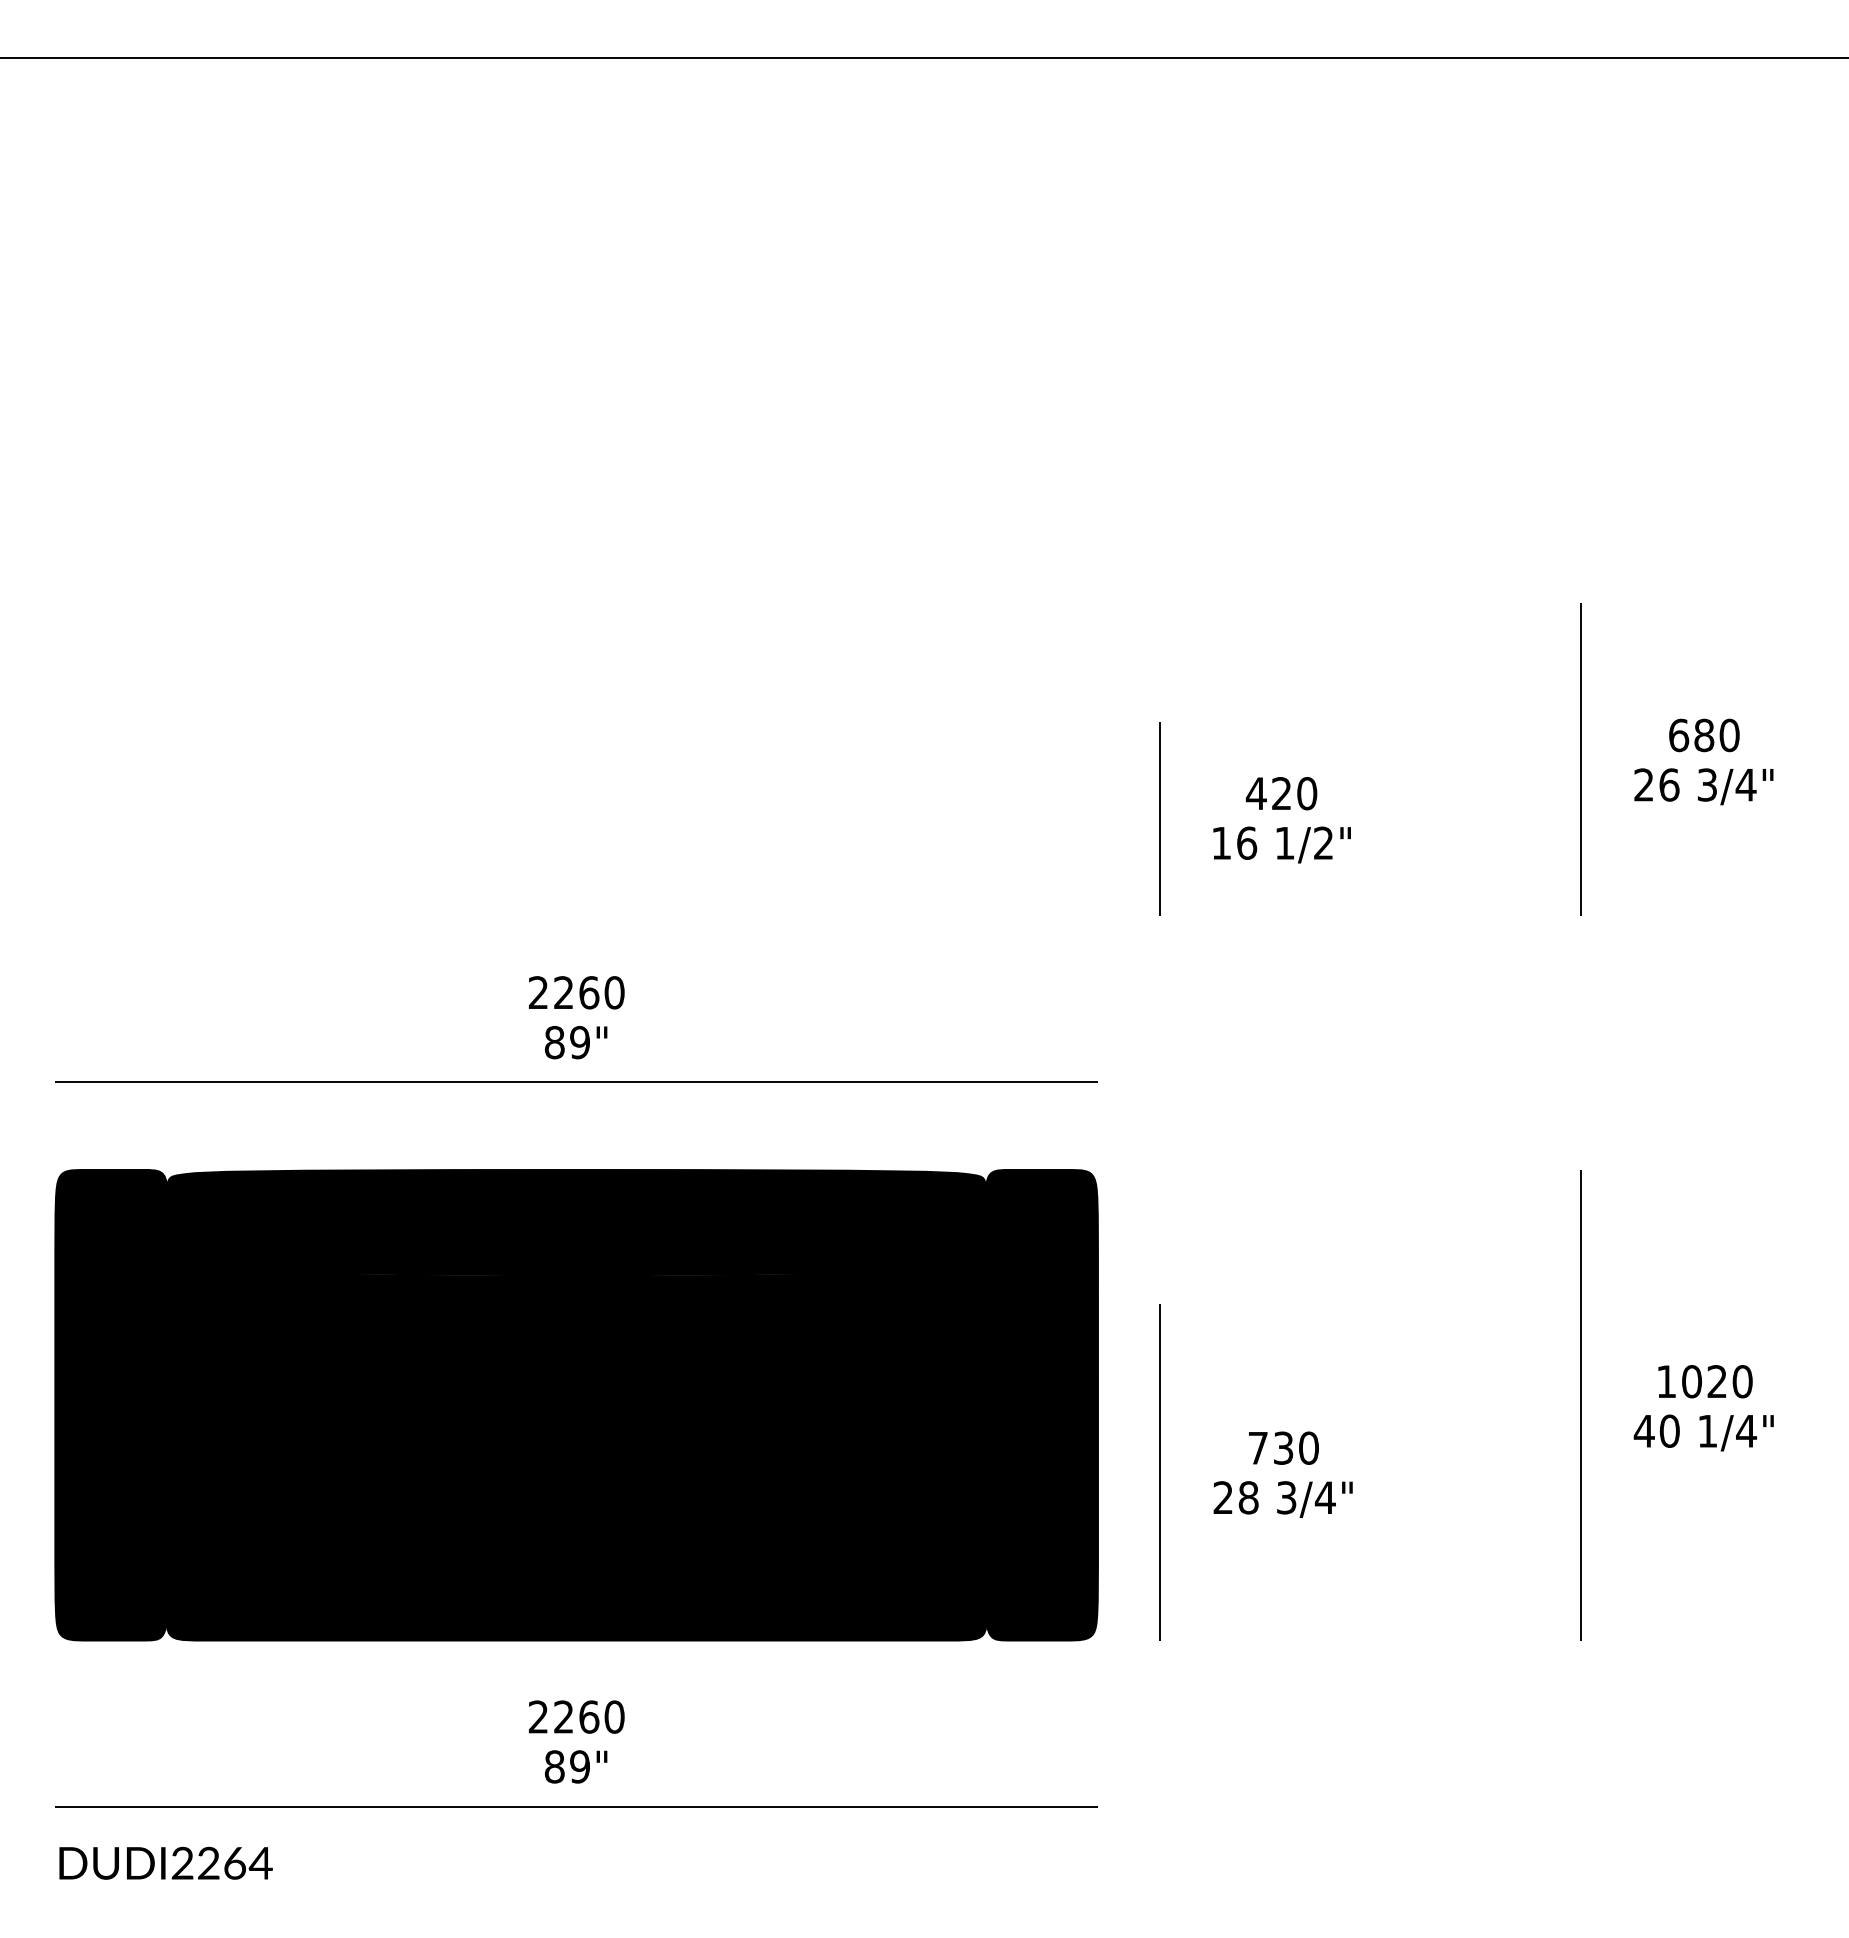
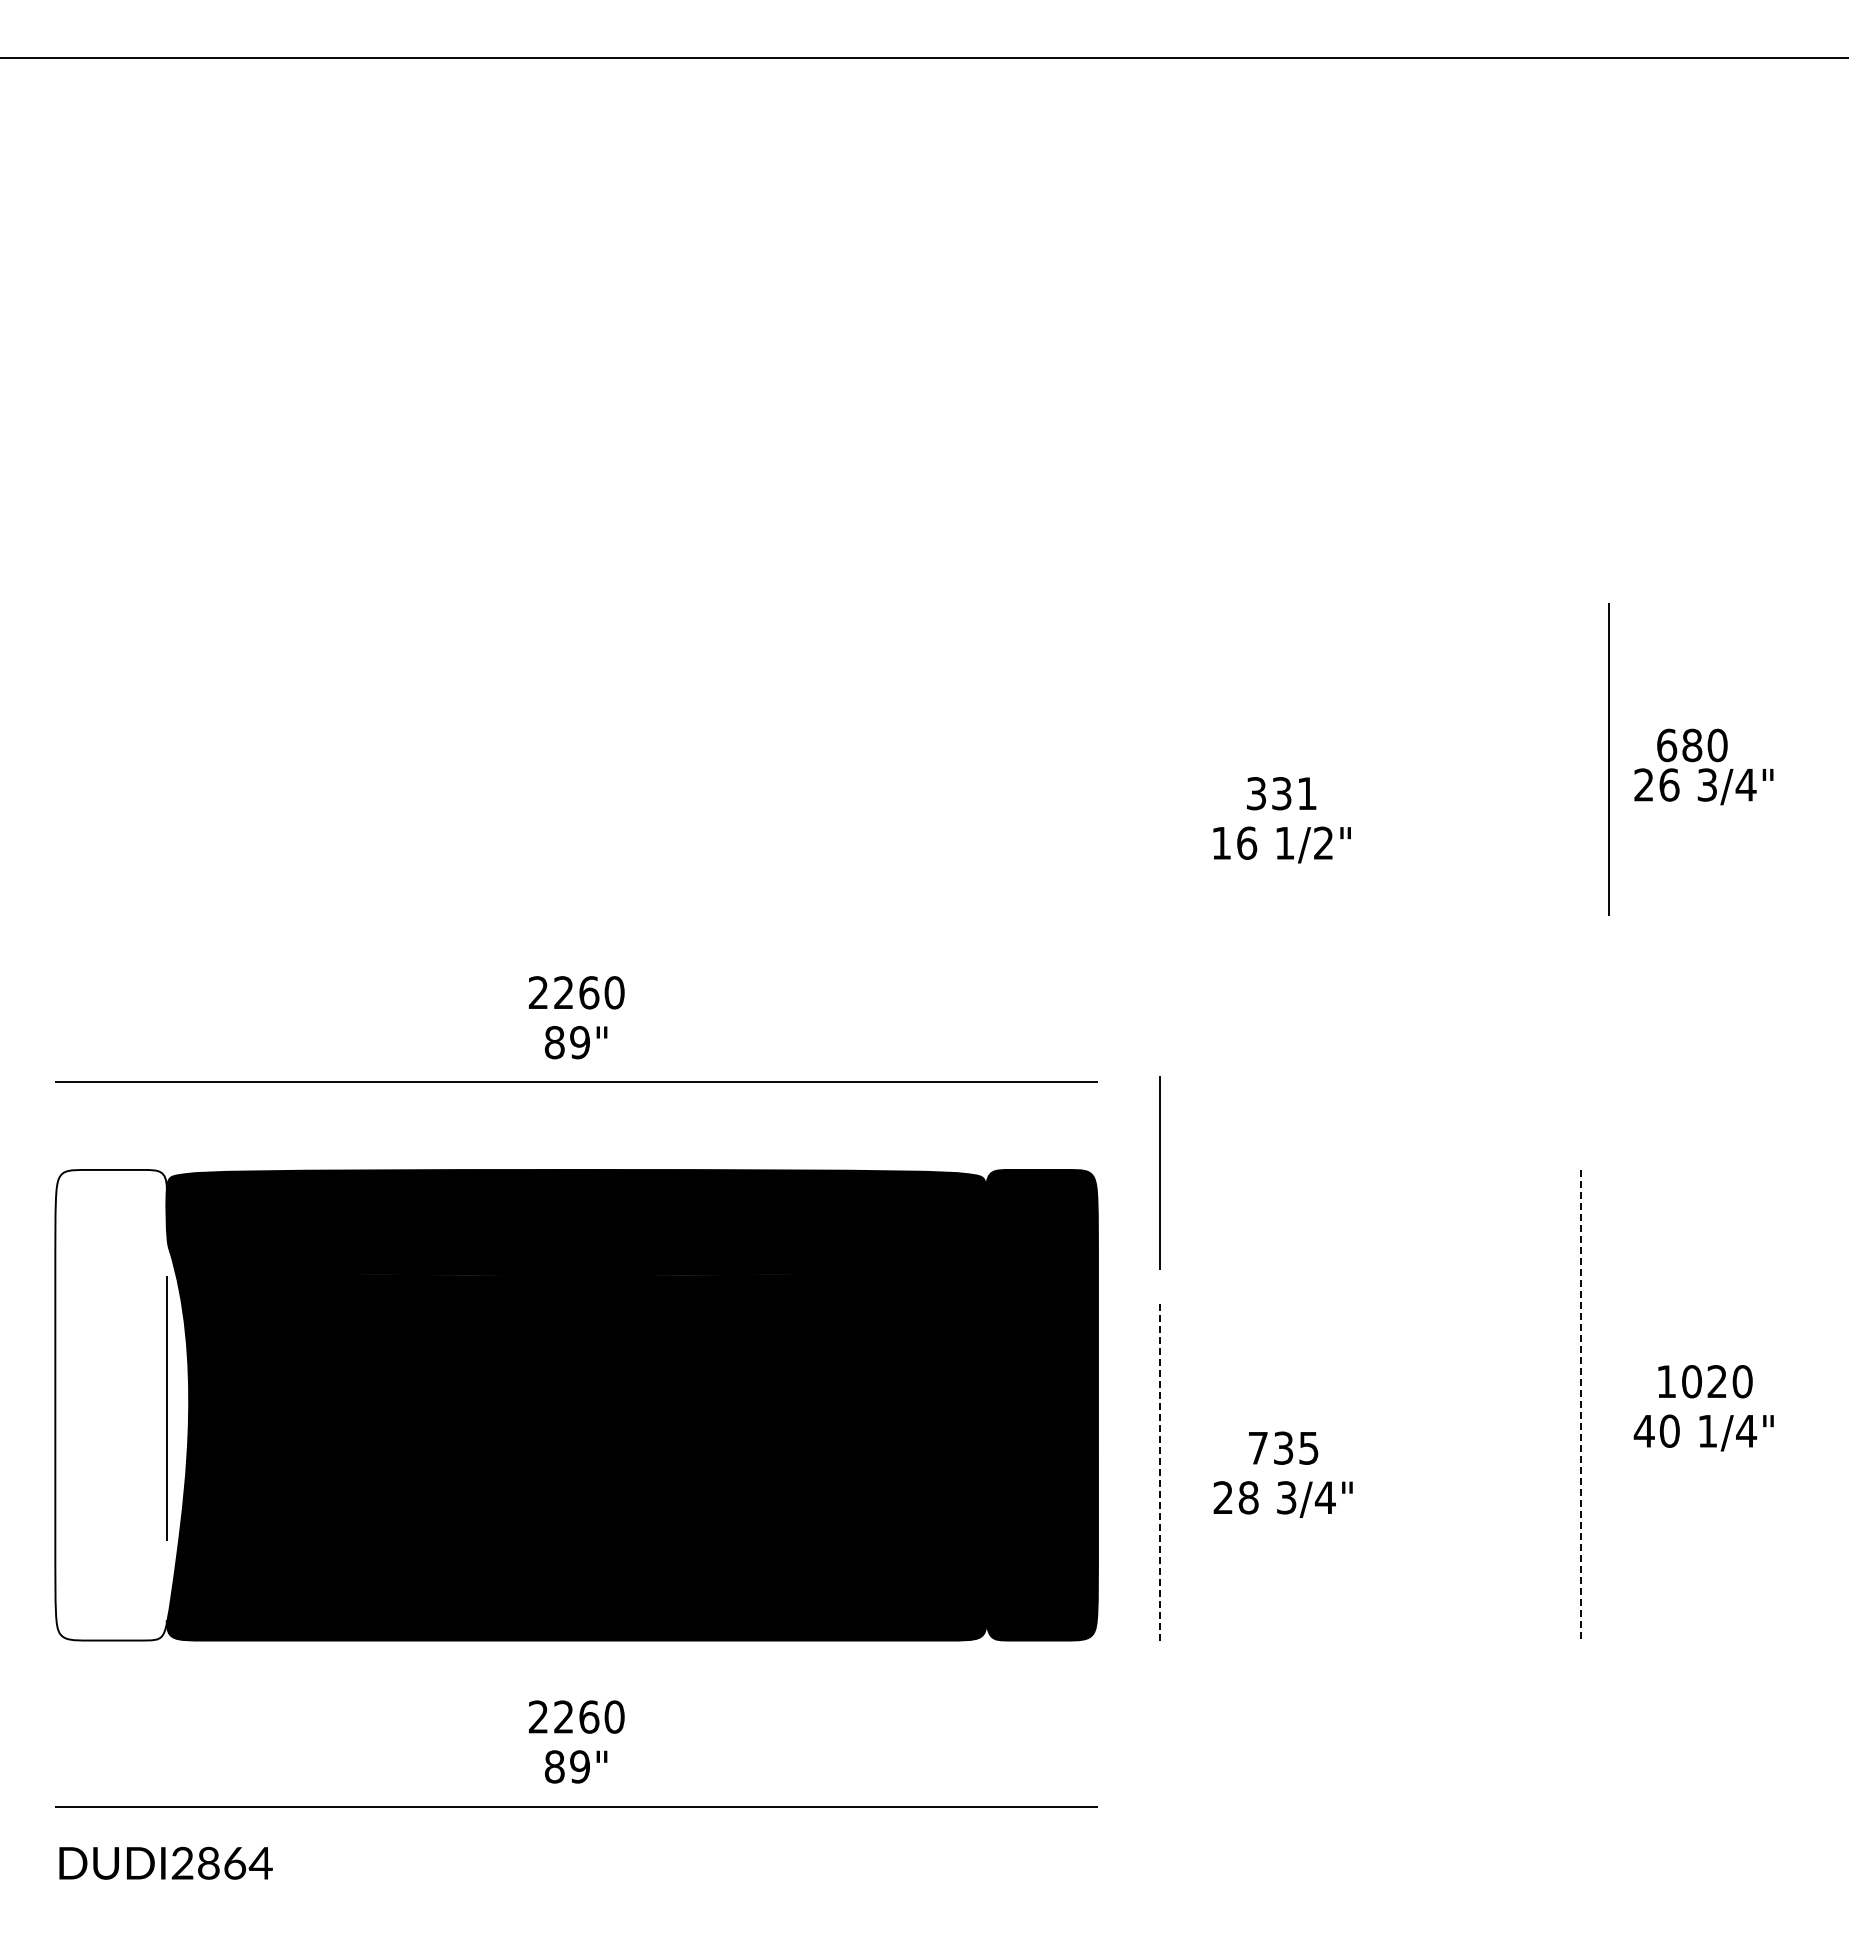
text position: (1704, 735) -> (1692, 745) (1692, 745)
line position: (1580, 759) -> (1608, 759) (1608, 759)
text: 420 -> 331 (1281, 793)
line position: (1159, 818) -> (1159, 1172) (1159, 1172)
fill: present -> none (122, 1404)
line: solid -> dashed (1580, 1405)
text: 730 -> 735 (1308, 1447)
line: solid -> dashed (1160, 1471)
text: DUDI2264 -> DUDI2864 (208, 1863)
